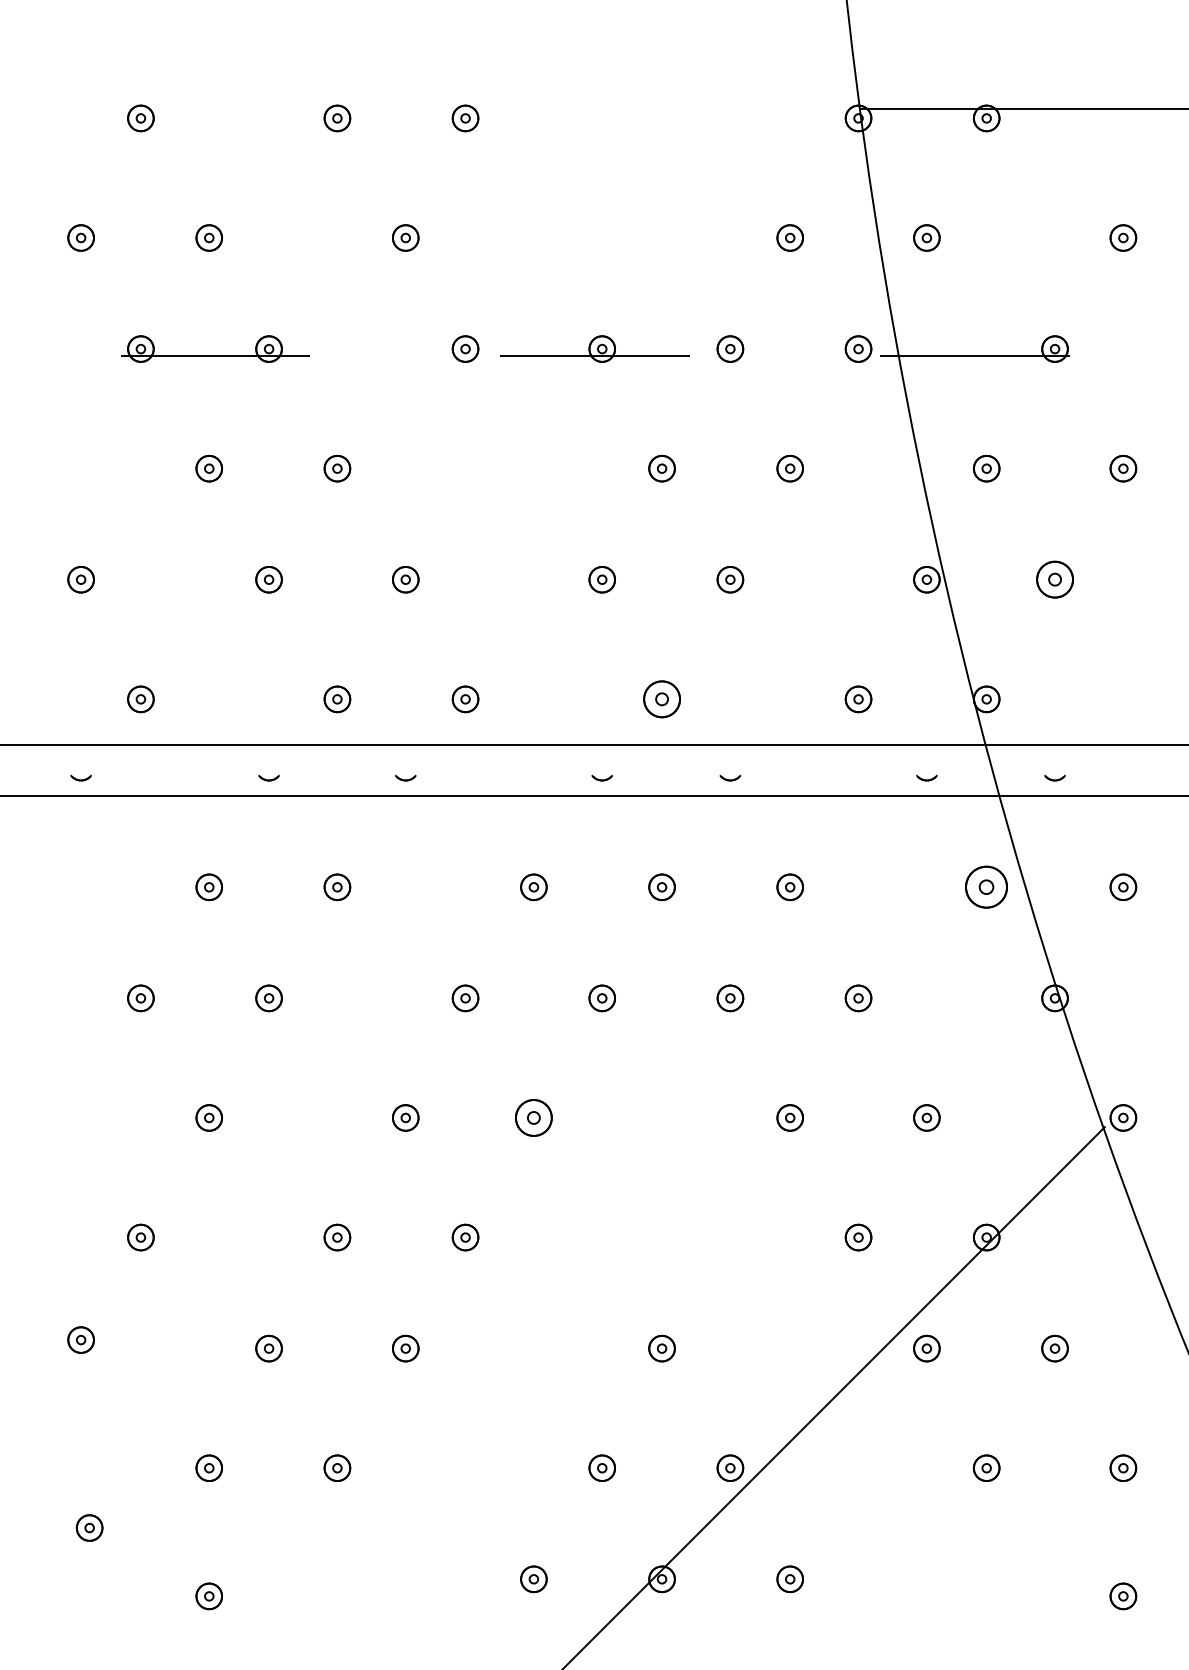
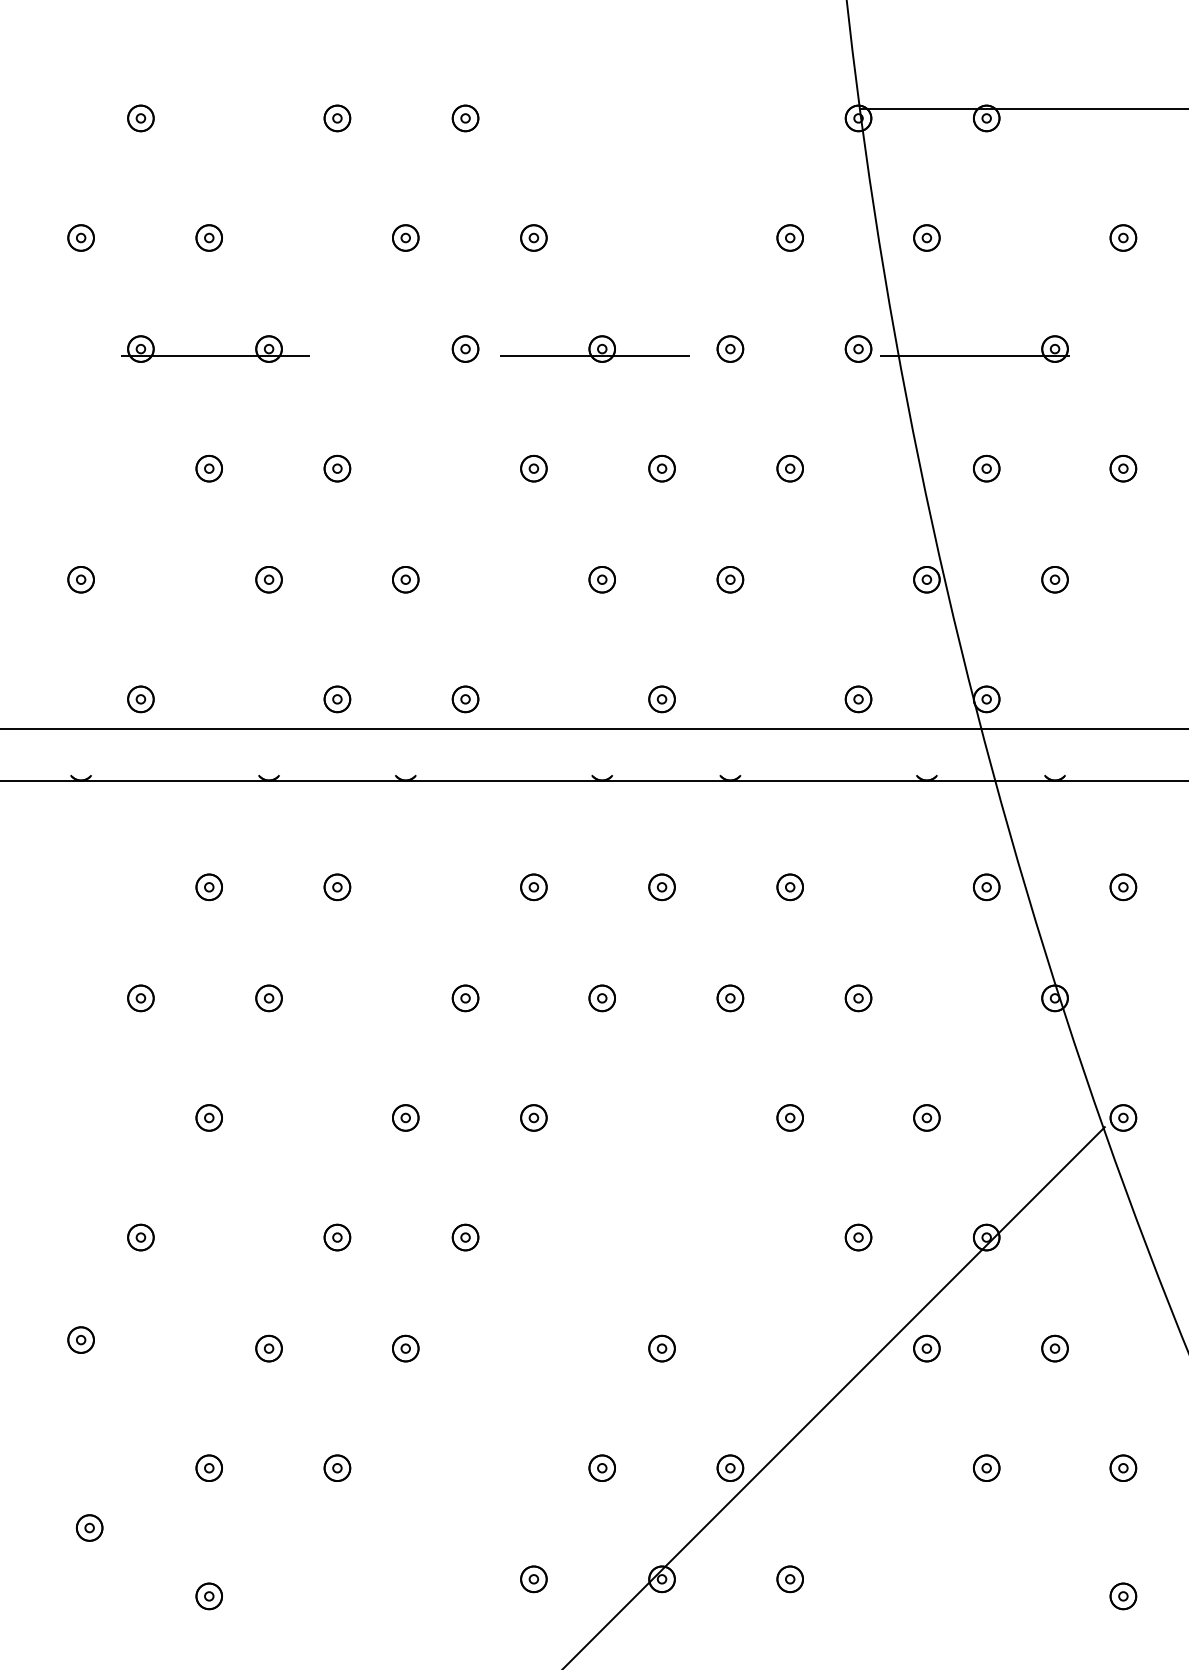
part: none -> present (533, 237)
part: none -> present (533, 468)
part size: 38x39 px -> 28x28 px (1054, 579)
part size: 38x39 px -> 28x29 px (661, 699)
line position: (593, 745) -> (593, 729) (593, 729)
line position: (593, 795) -> (593, 780) (593, 780)
part size: 43x44 px -> 28x29 px (986, 887)
part size: 38x38 px -> 28x28 px (533, 1117)
